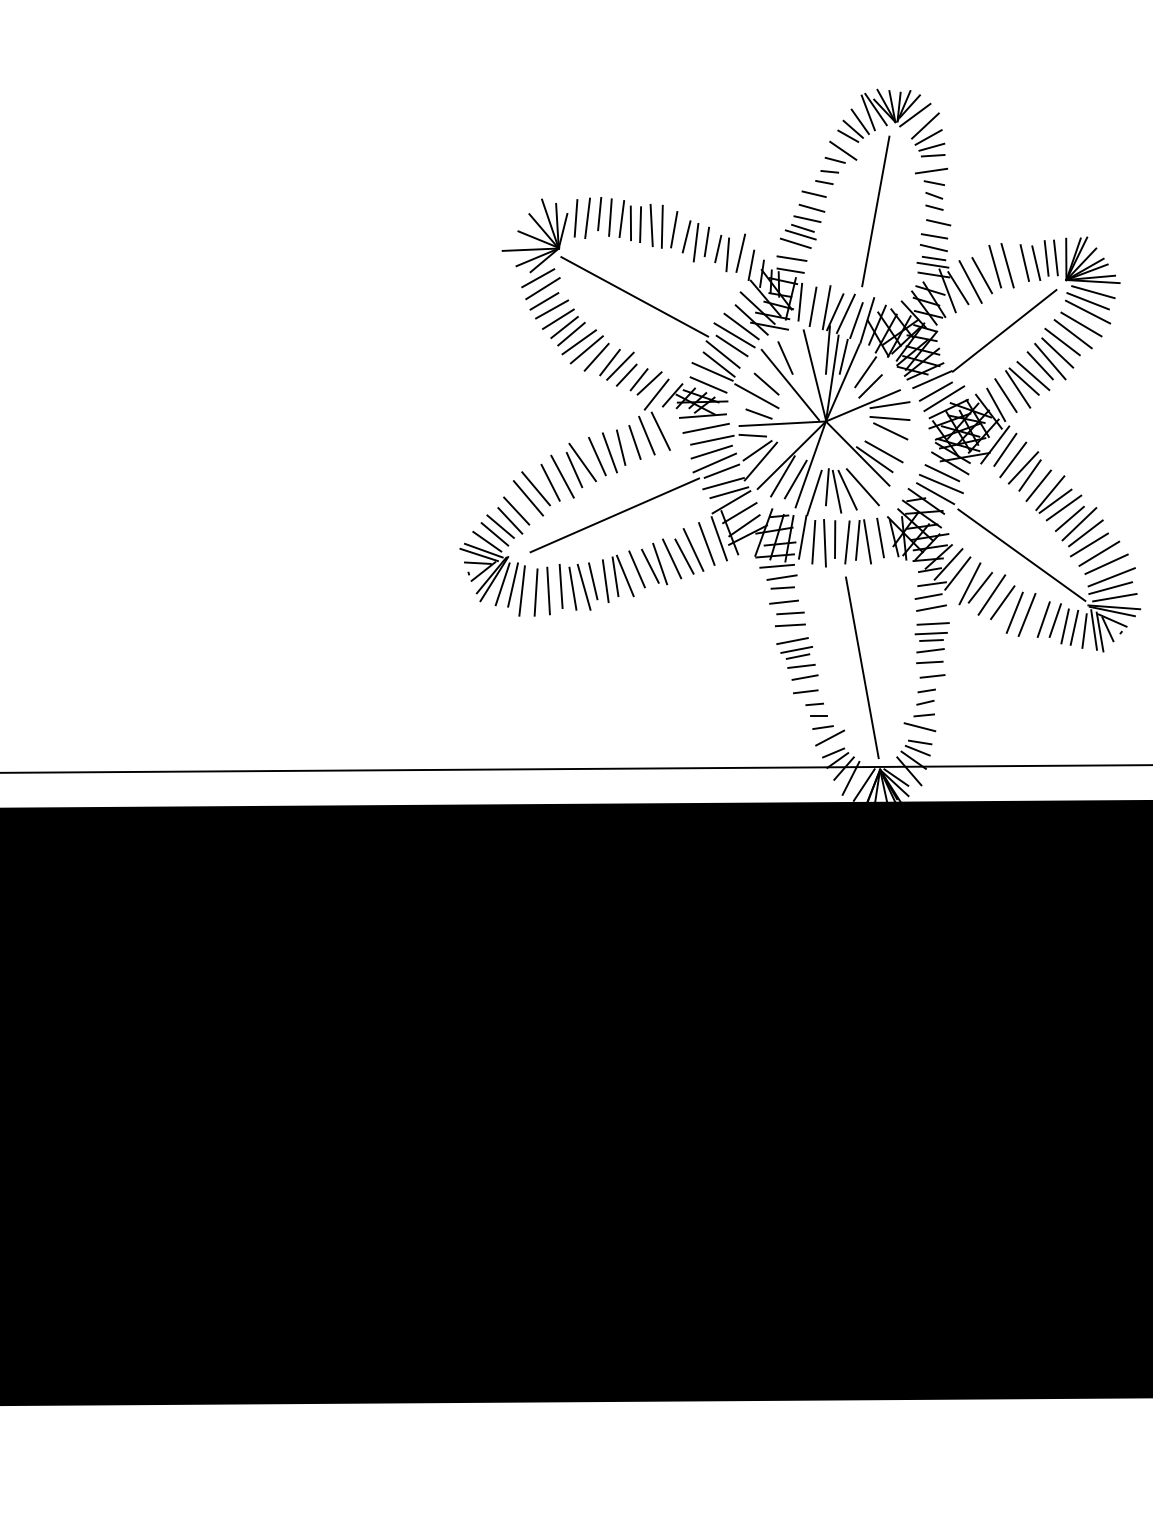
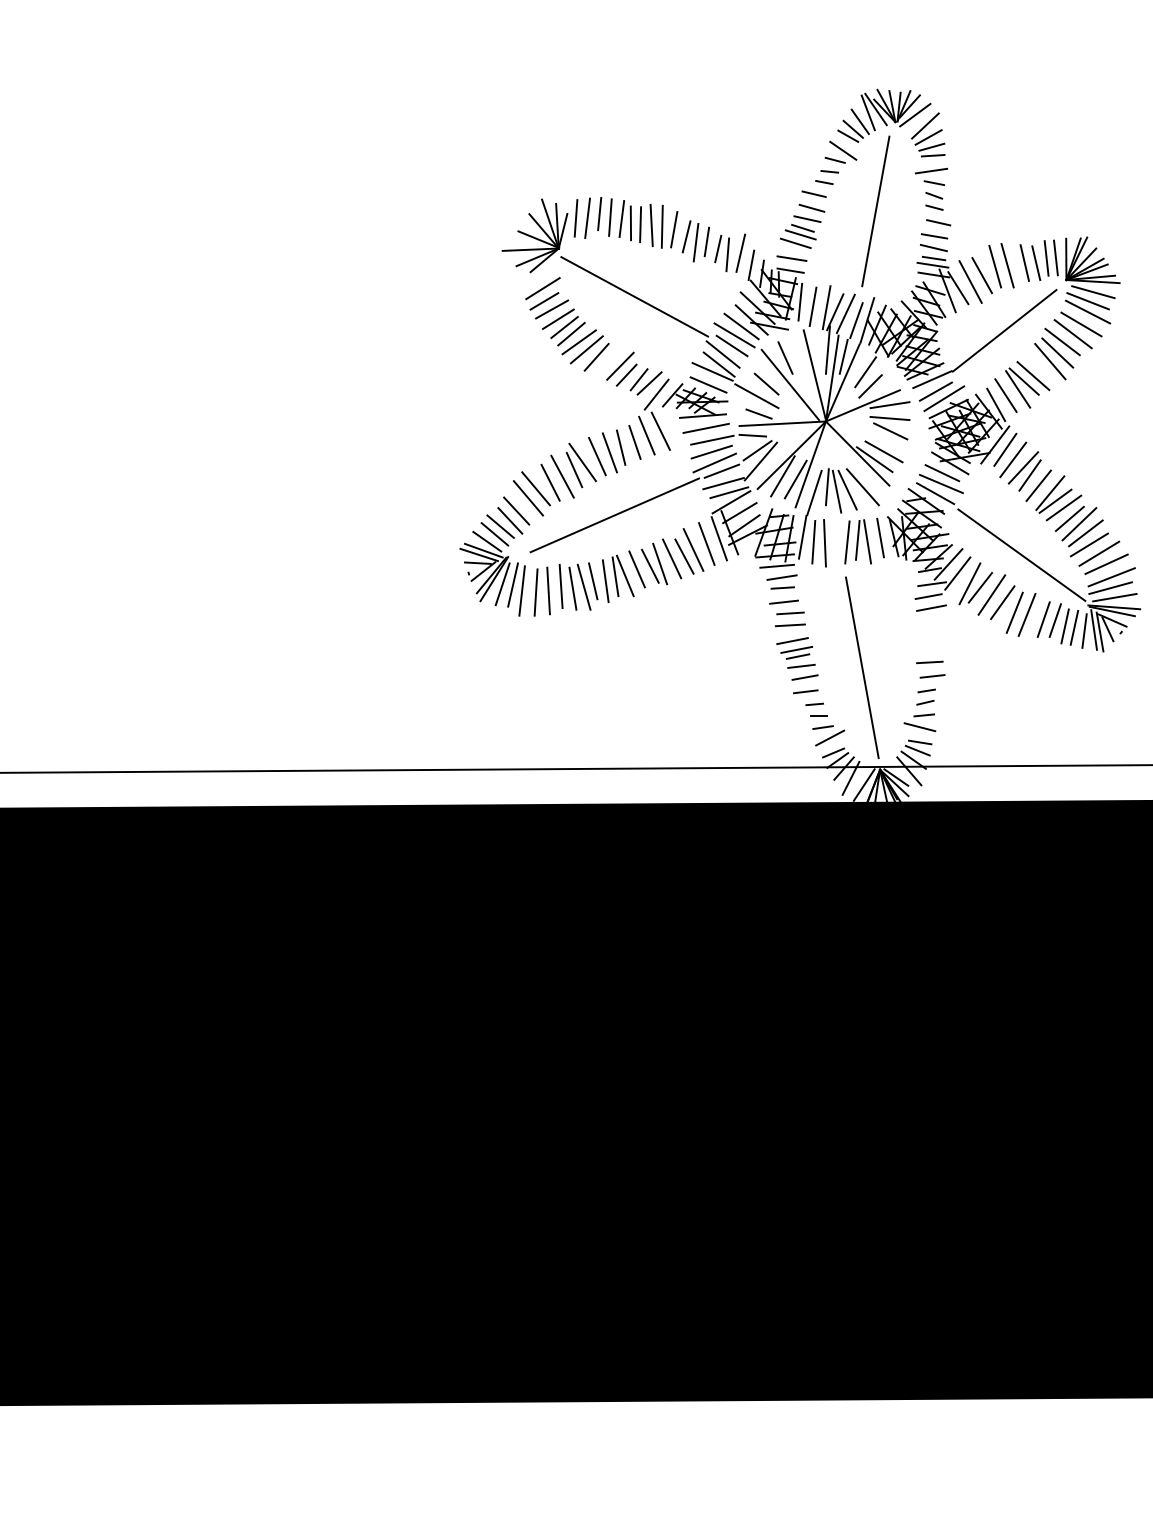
line: present -> none (538, 278)
line: present -> none (609, 362)
line: present -> none (1039, 365)
line: present -> none (835, 539)
part: present -> none (931, 637)
